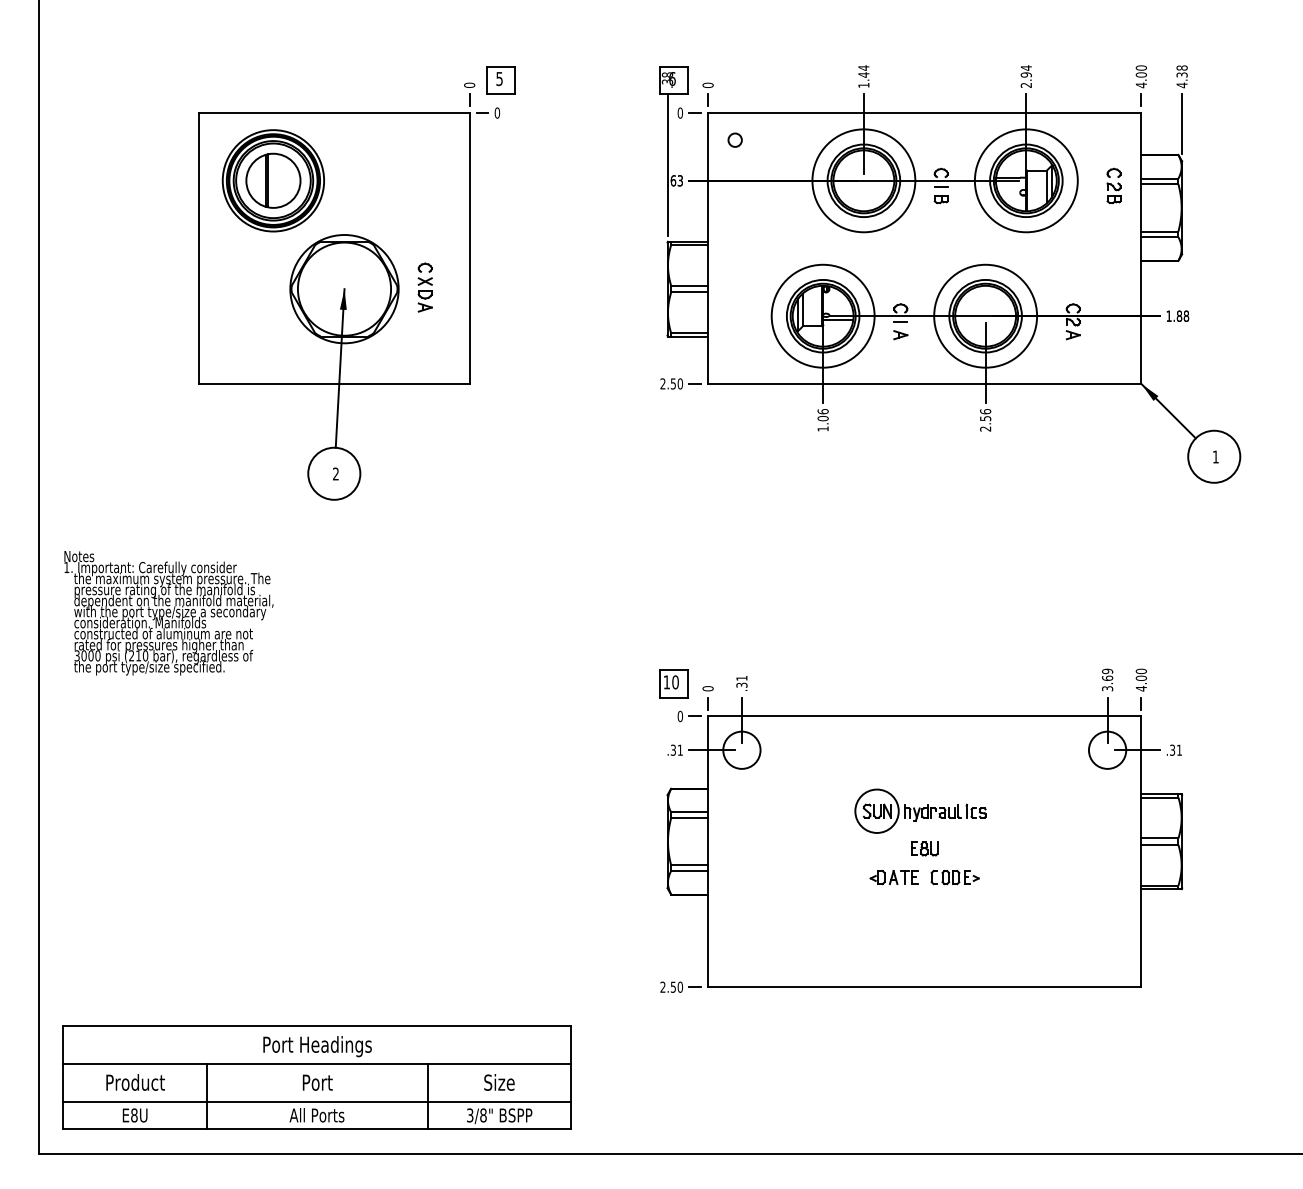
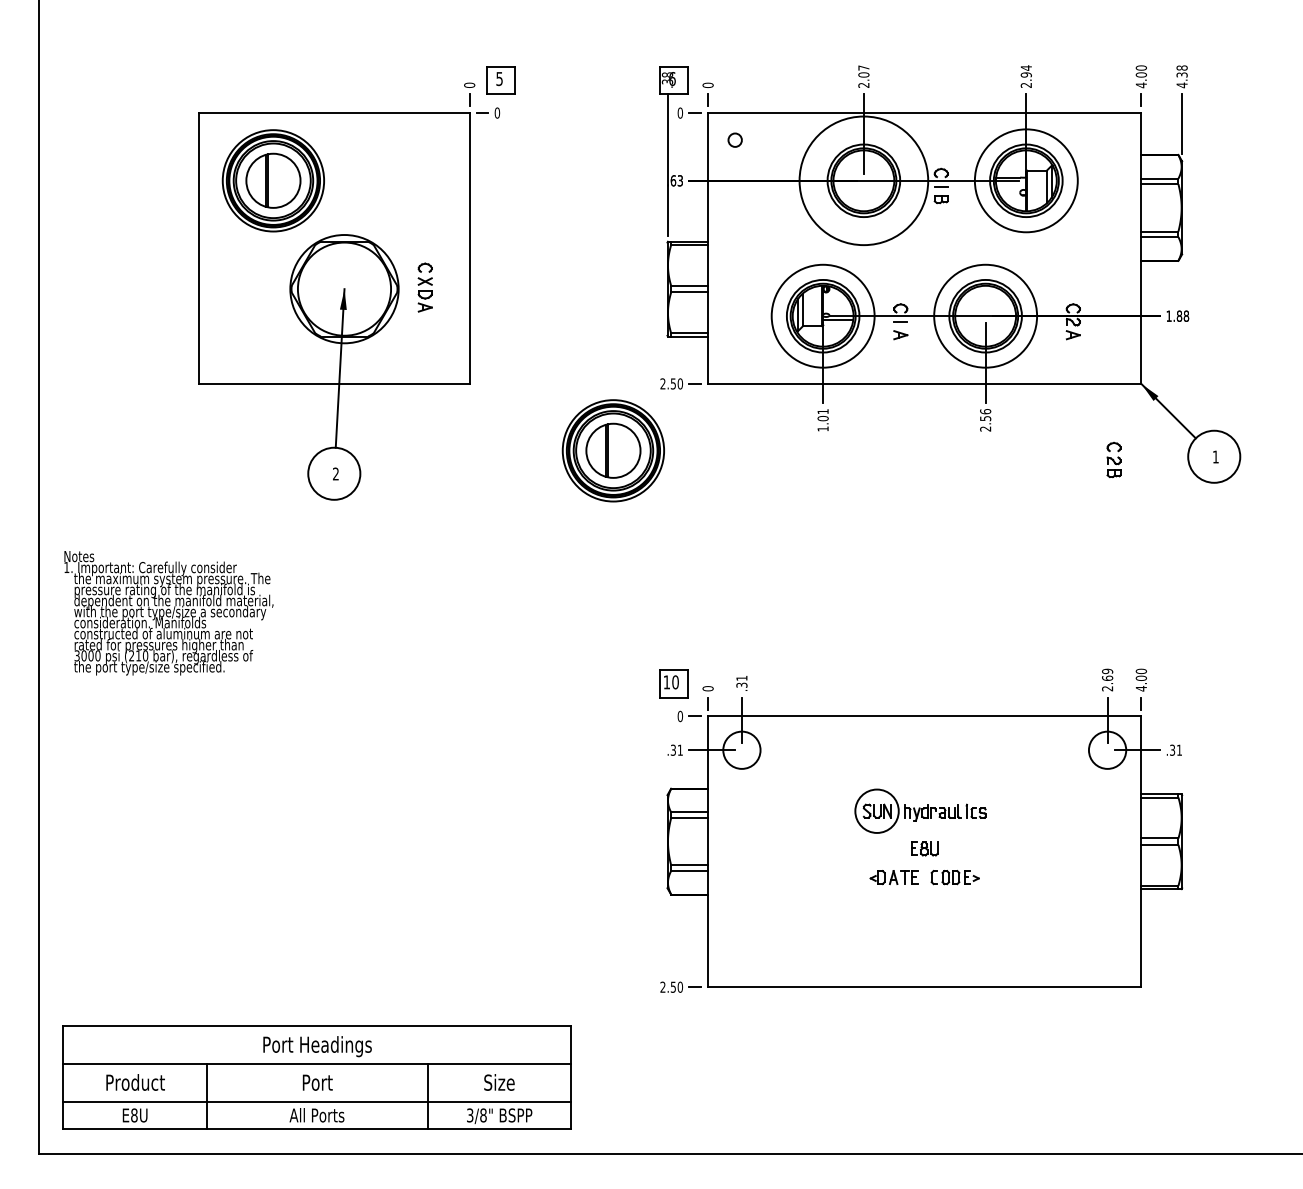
text: 1.44 -> 2.07 (863, 76)
circle diameter: 103 px -> 129 px (863, 180)
part position: (1113, 185) -> (1113, 459) (1113, 459)
text: 1.06 -> 1.01 (822, 411)
part: none -> present (612, 450)
text: 3.69 -> 2.69 (1107, 688)
